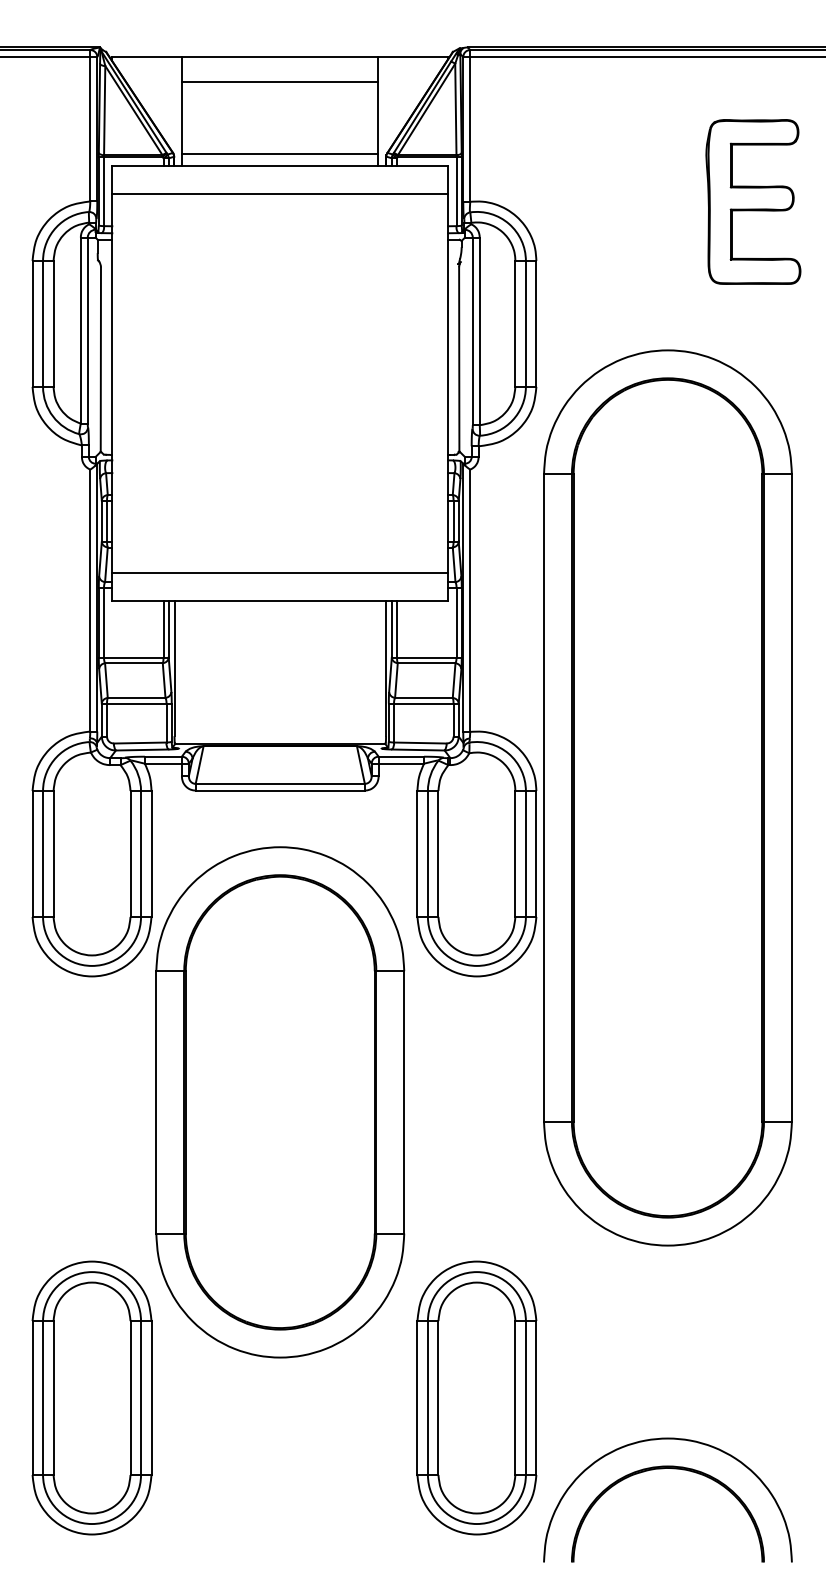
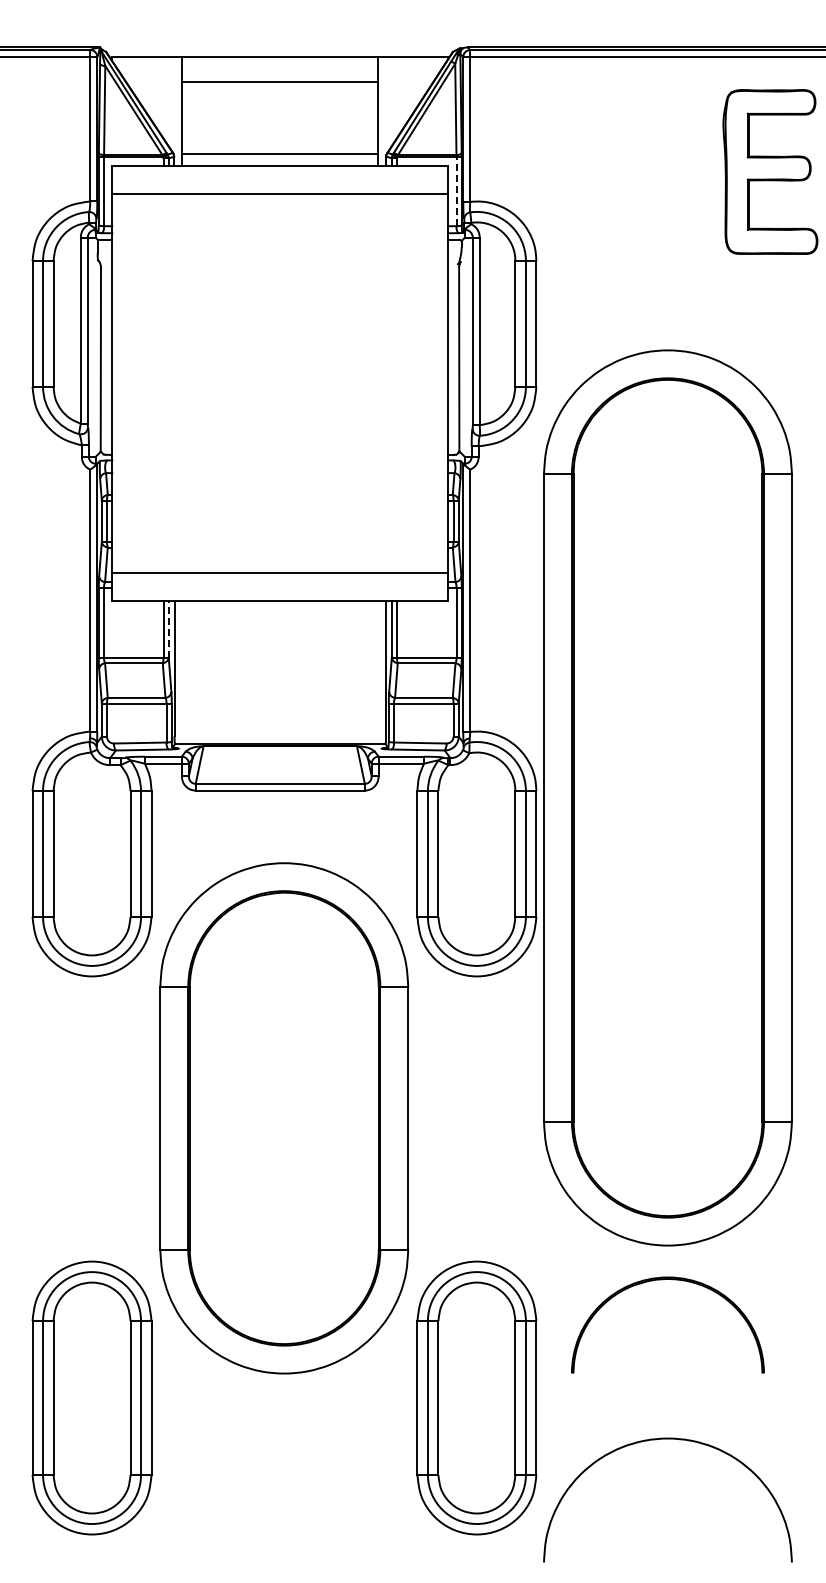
line: solid -> dashed (456, 191)
part position: (753, 201) -> (770, 171) (770, 171)
line: solid -> dashed (168, 628)
part position: (280, 1102) -> (284, 1118) (284, 1118)
part position: (663, 1469) -> (663, 1280) (663, 1280)
